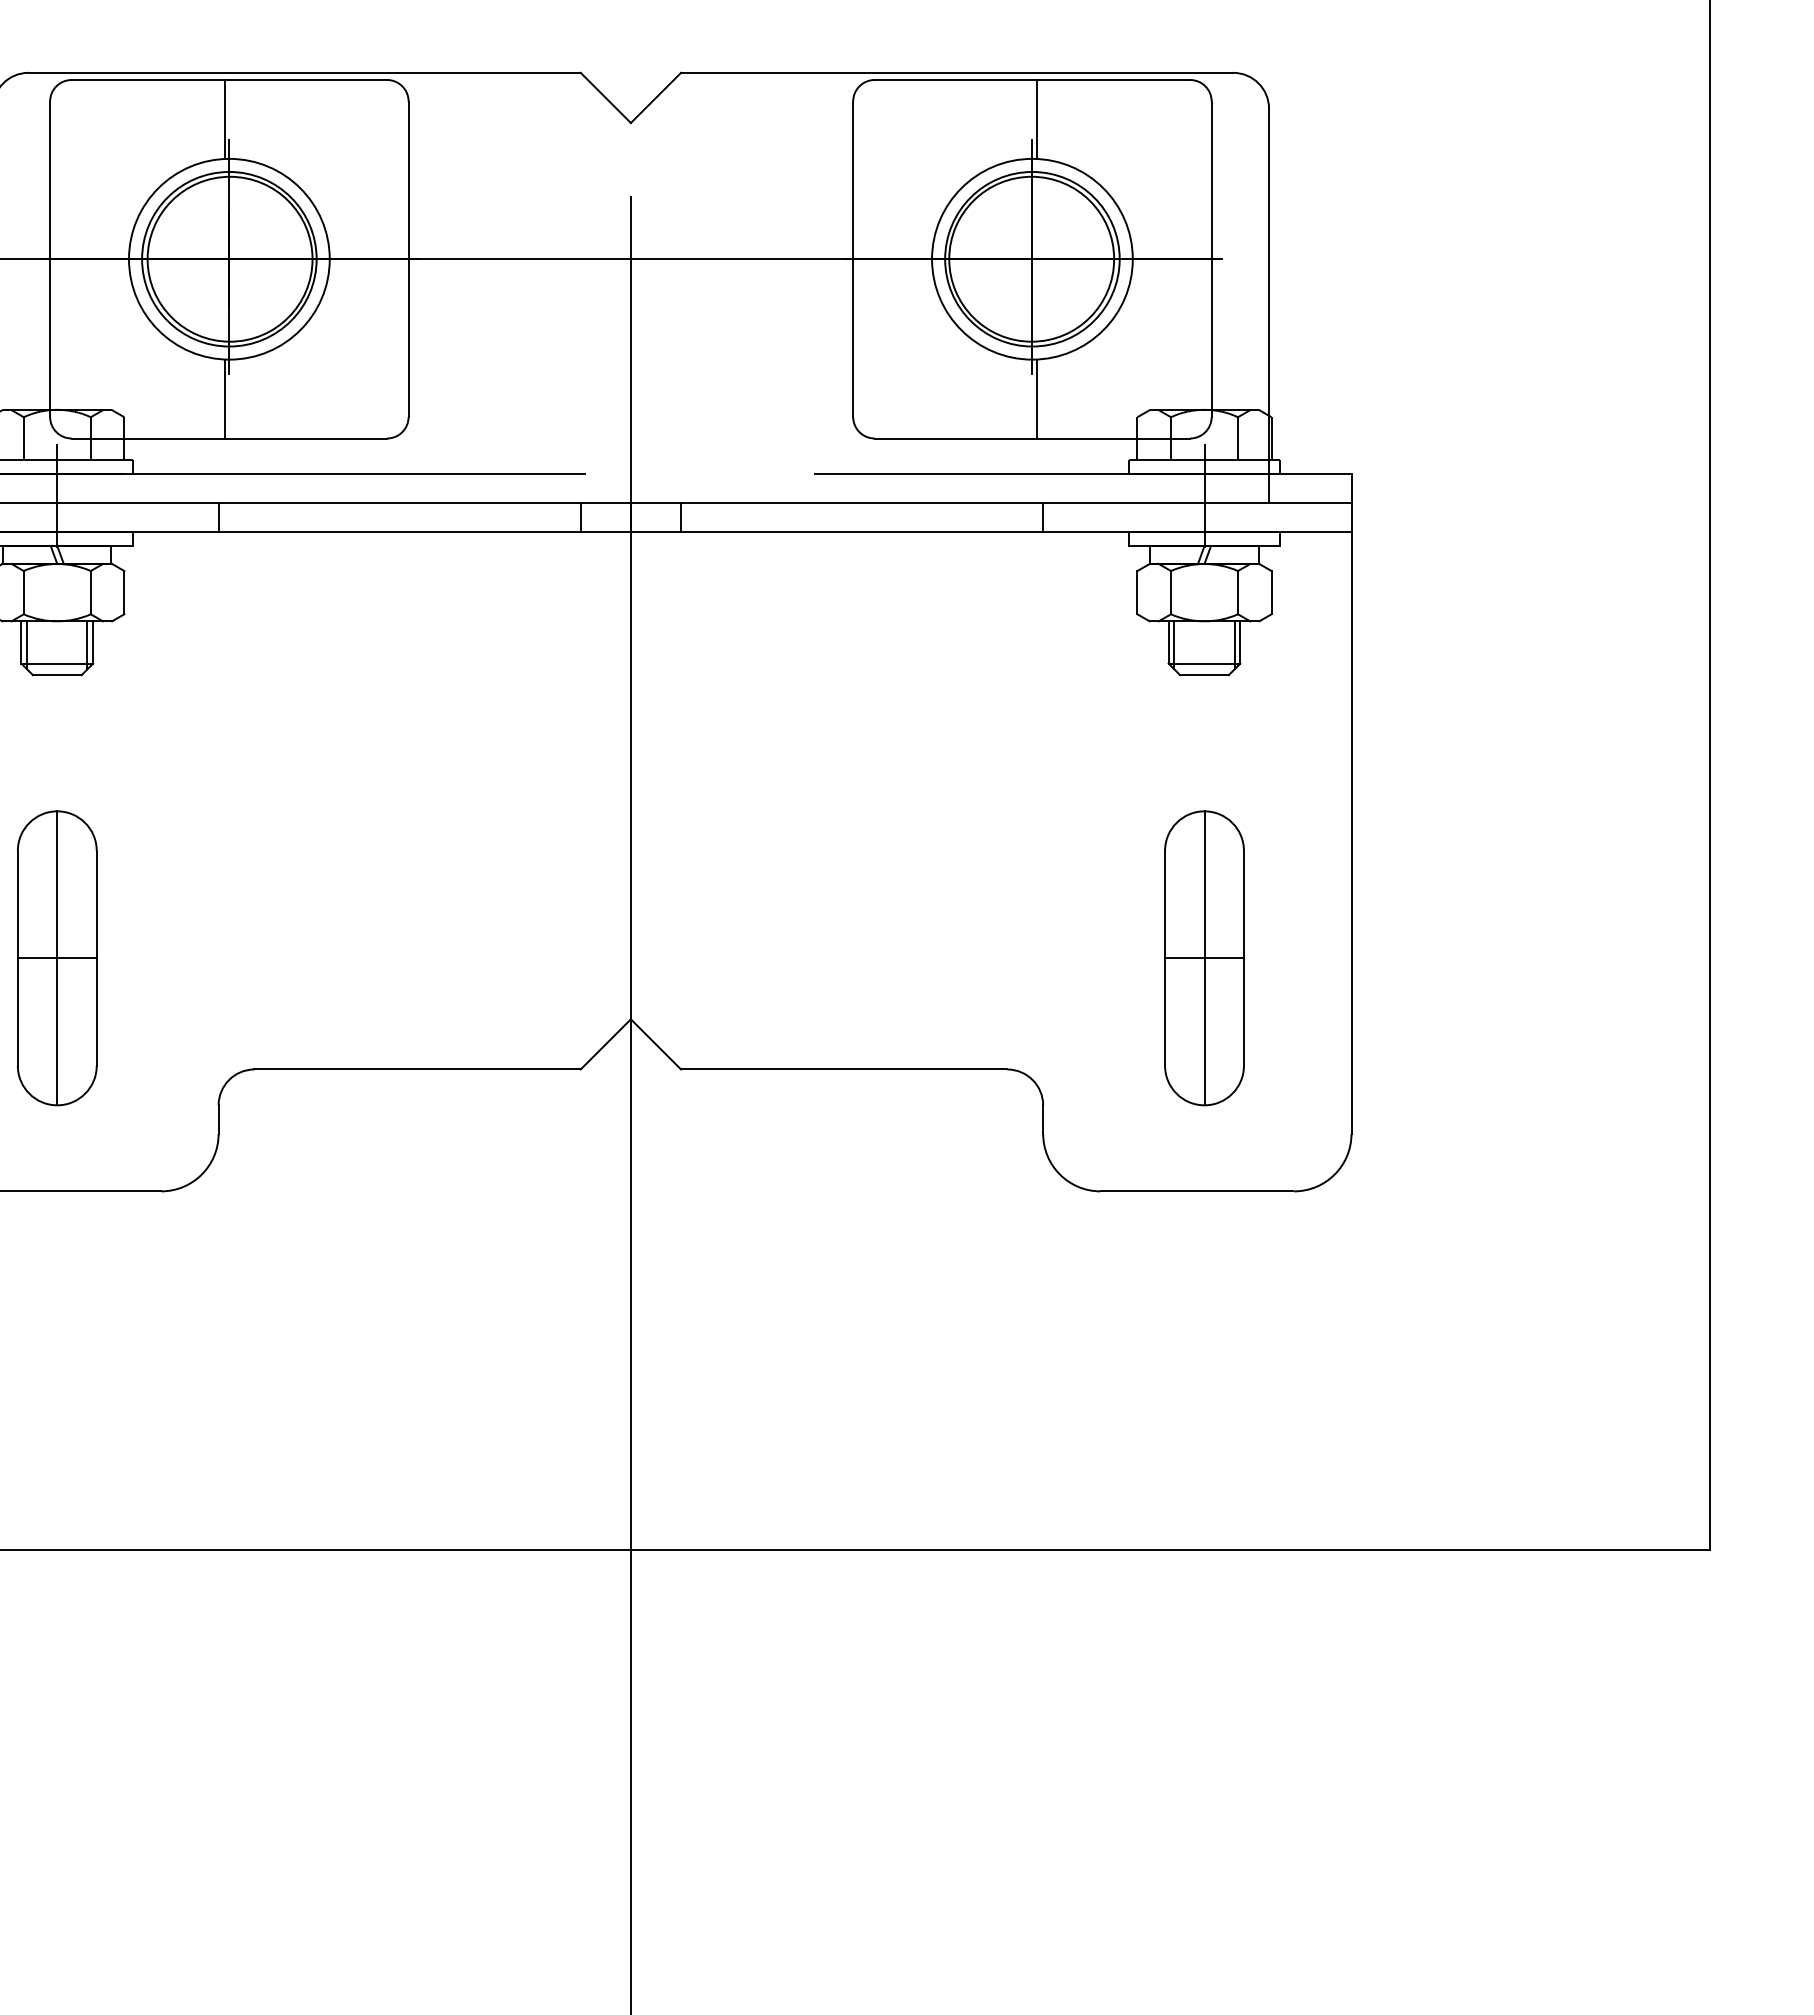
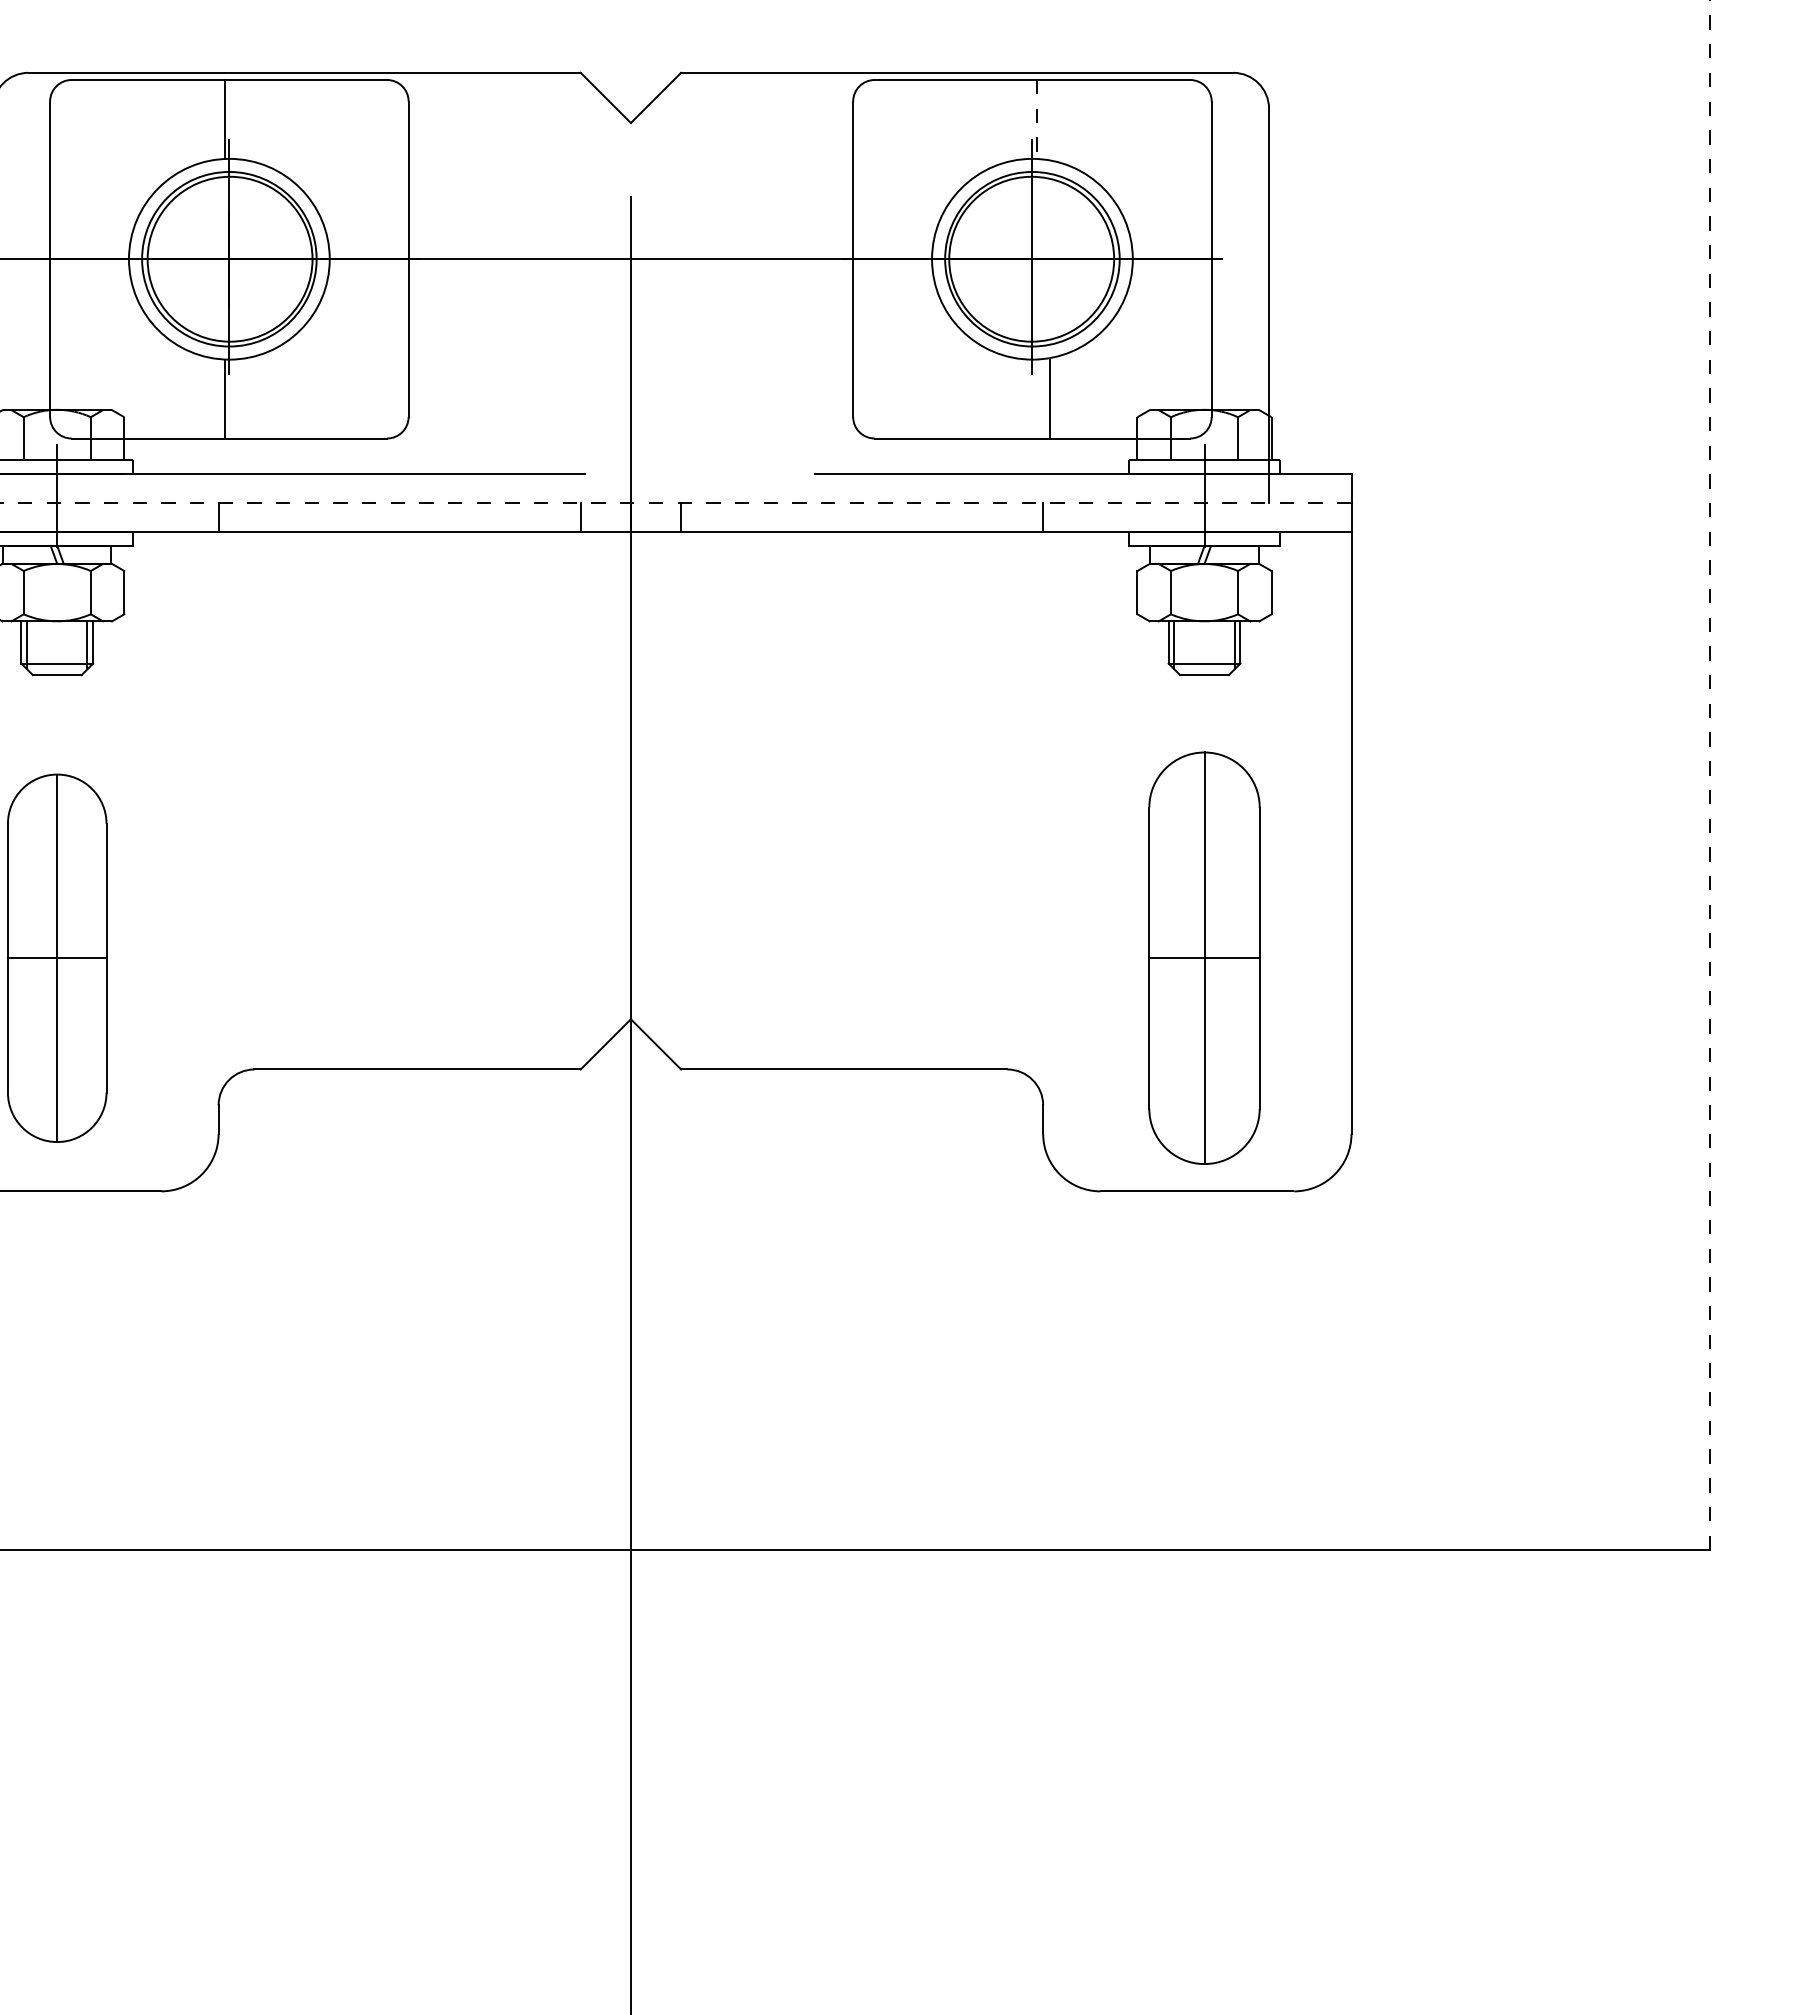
line: solid -> dashed (1036, 119)
line position: (1036, 398) -> (1049, 398) (1049, 398)
line: solid -> dashed (675, 503)
line: solid -> dashed (1710, 775)
part size: 81x297 px -> 101x370 px (57, 957)
part size: 81x297 px -> 113x414 px (1204, 957)
